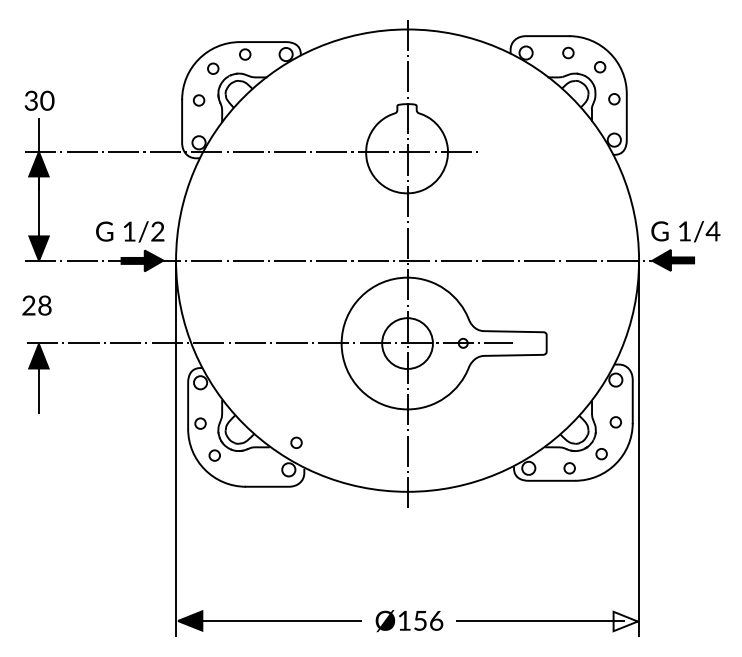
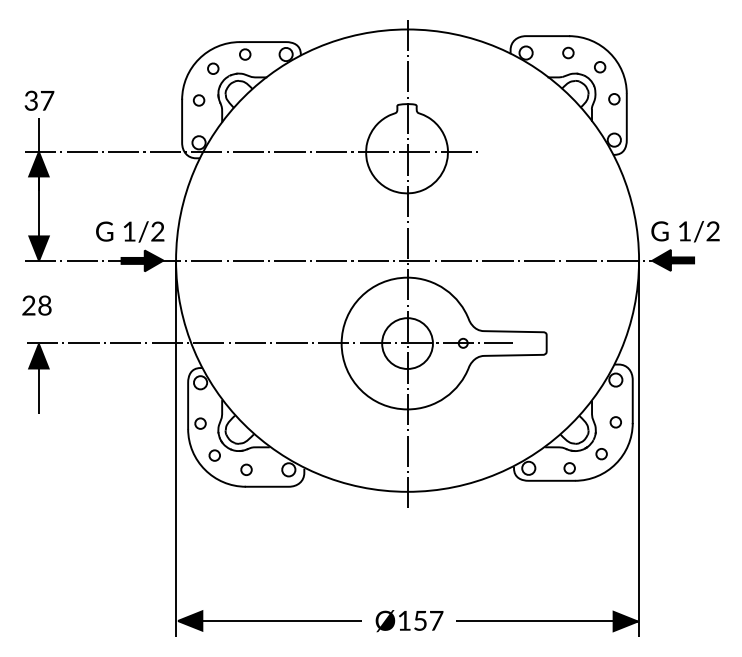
text: 30 -> 37 (47, 100)
text: 1/4 -> 1/2 (712, 231)
part position: (296, 442) -> (246, 469) (246, 469)
text: Ø156 -> Ø157 (436, 620)
fill: none -> present (625, 621)
